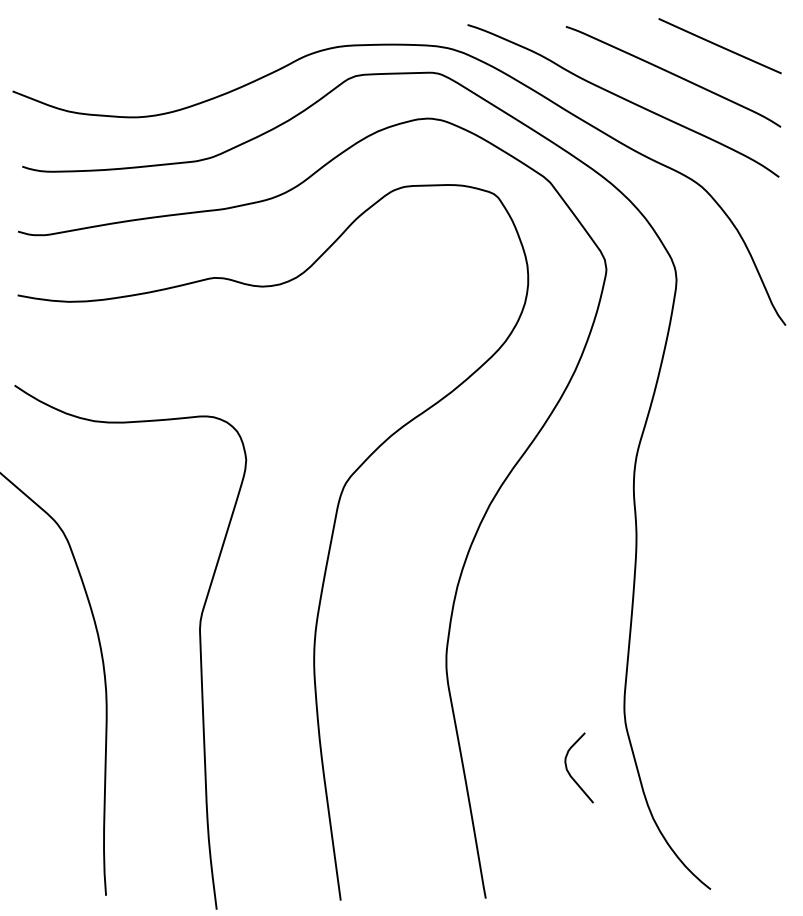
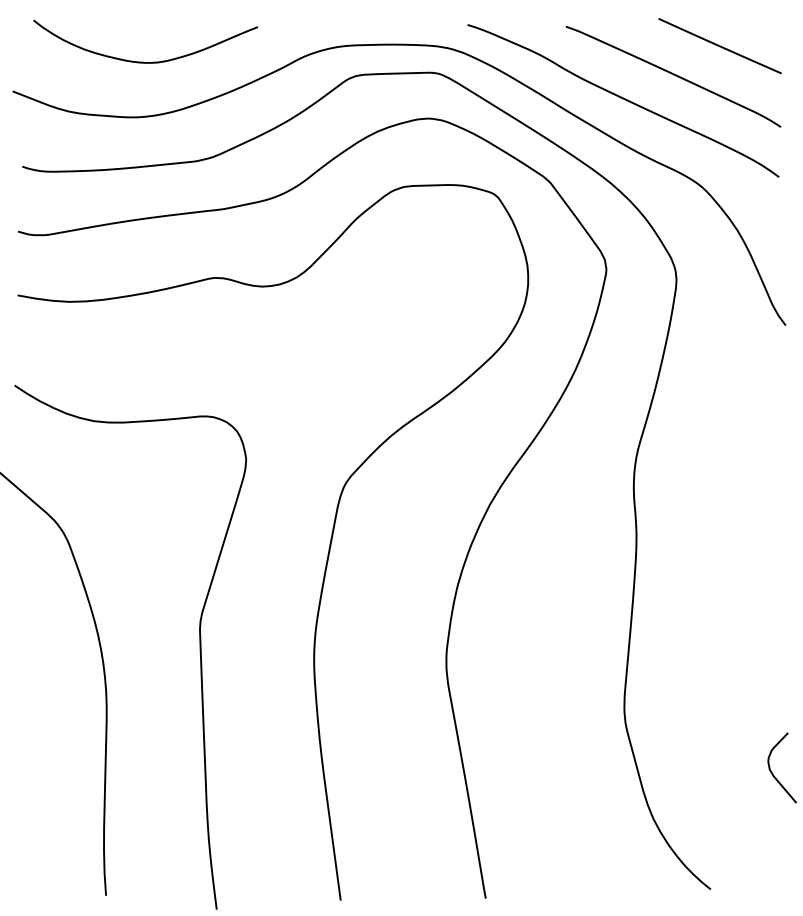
curve: none -> present (143, 61)
curve position: (570, 773) -> (773, 773) (773, 773)
